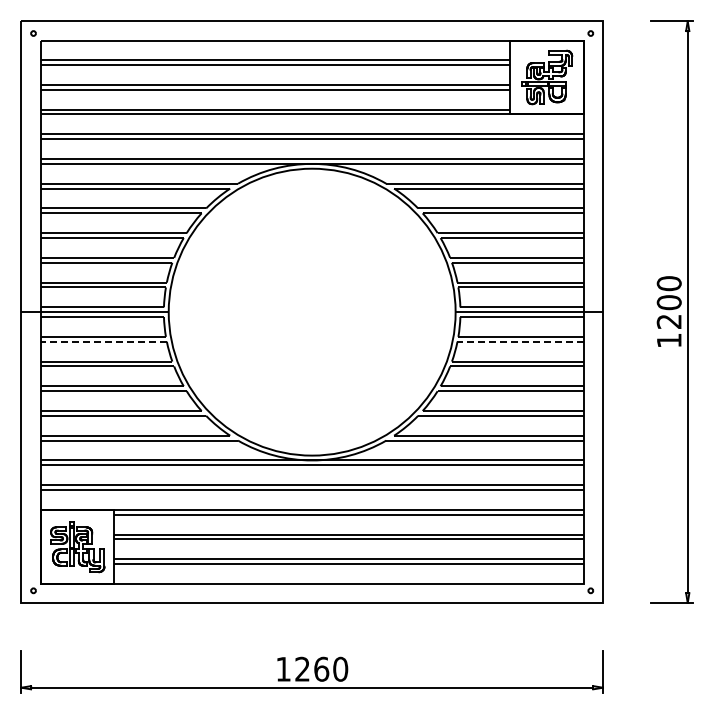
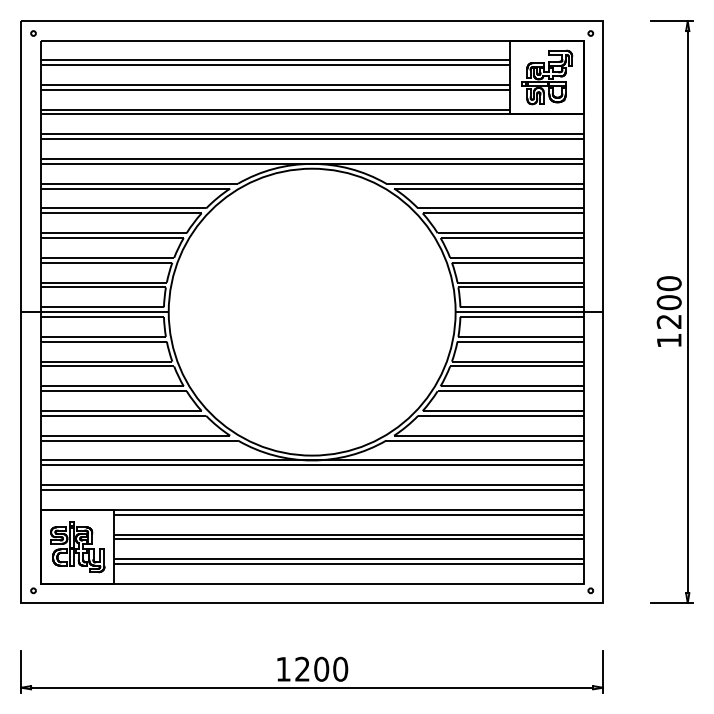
line: dashed -> solid (103, 341)
line: dashed -> solid (520, 341)
text: 1260 -> 1200 (321, 668)
